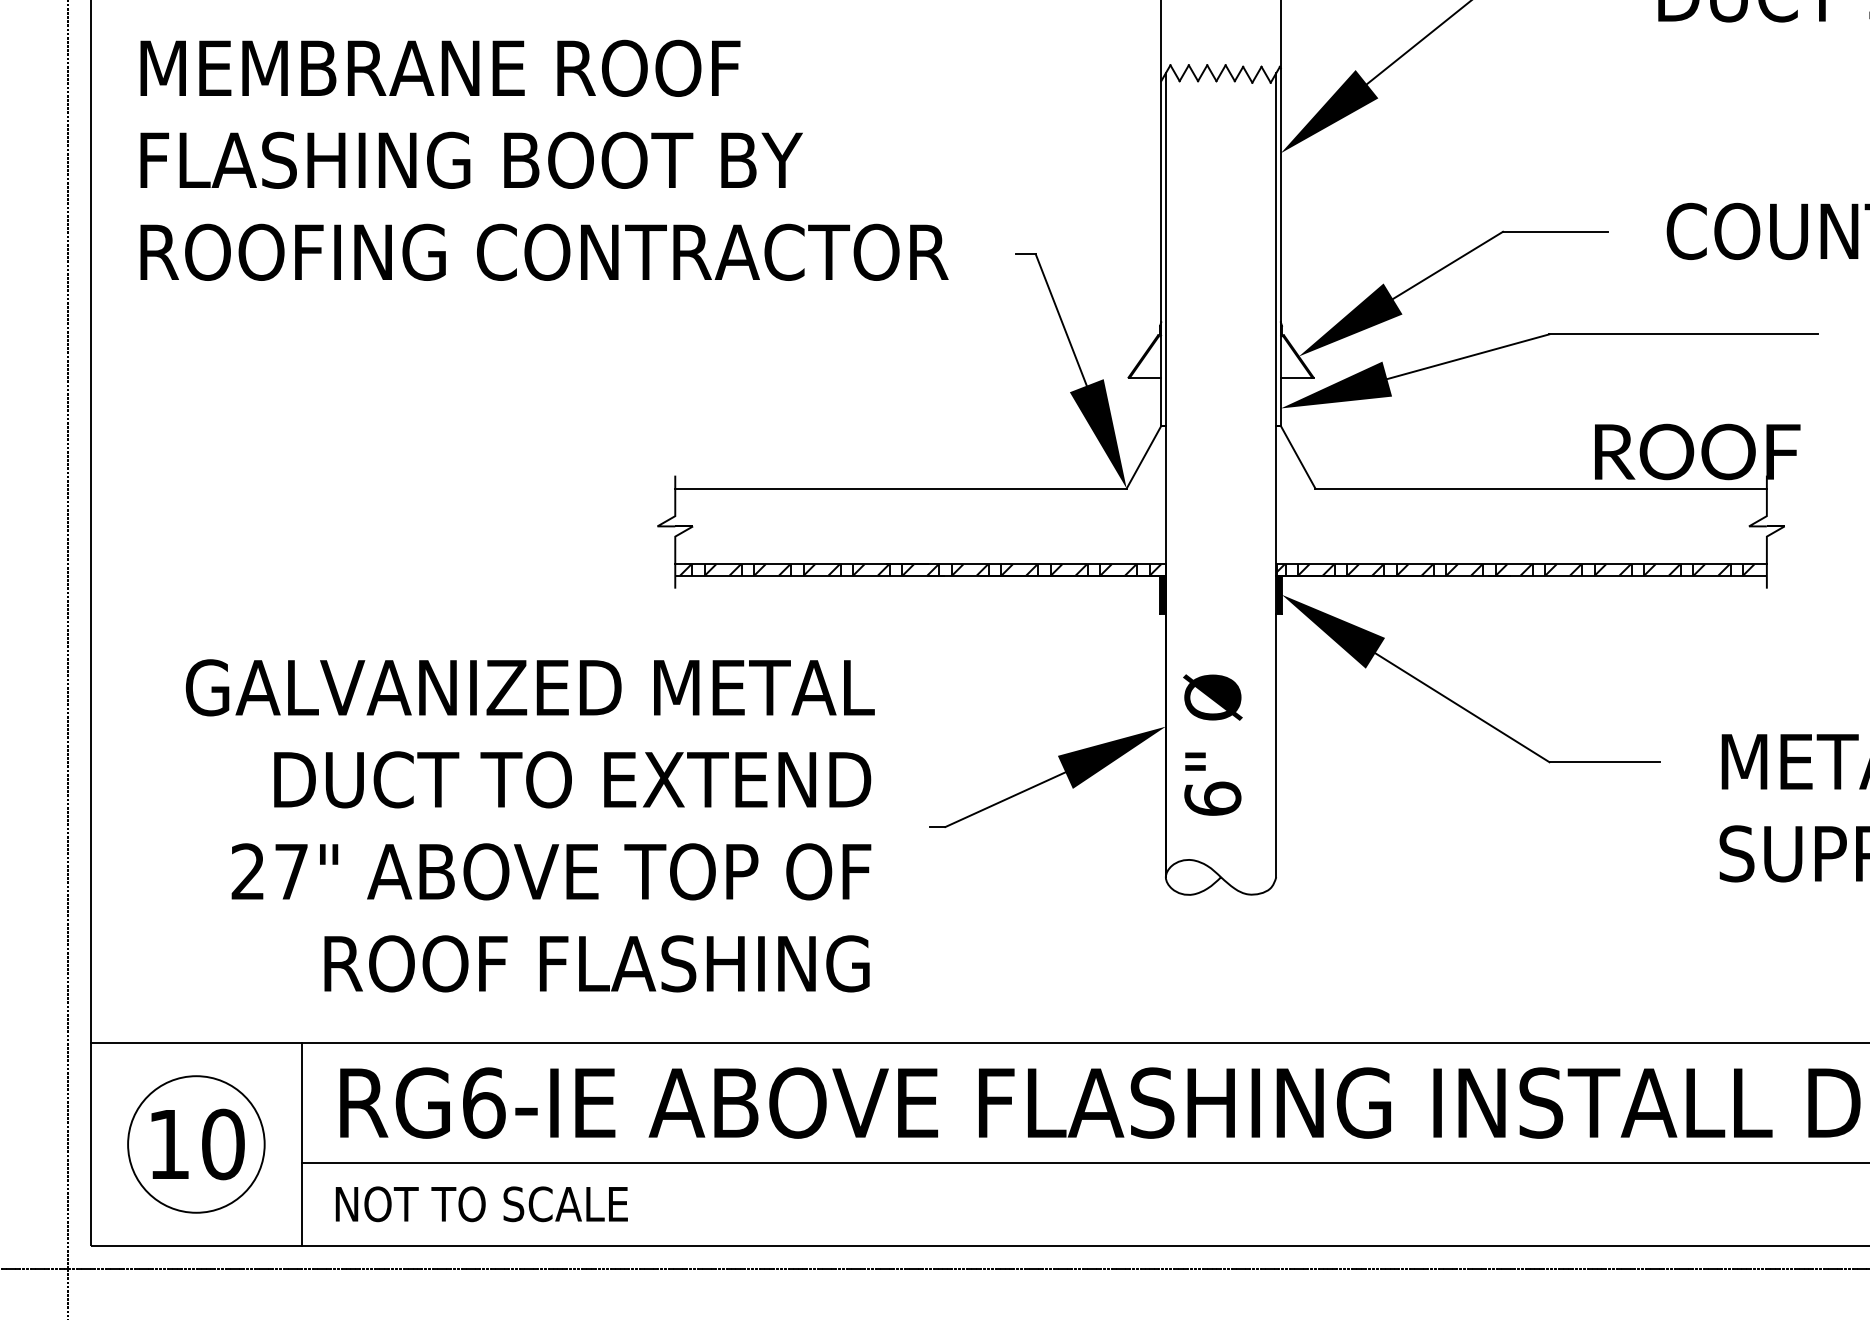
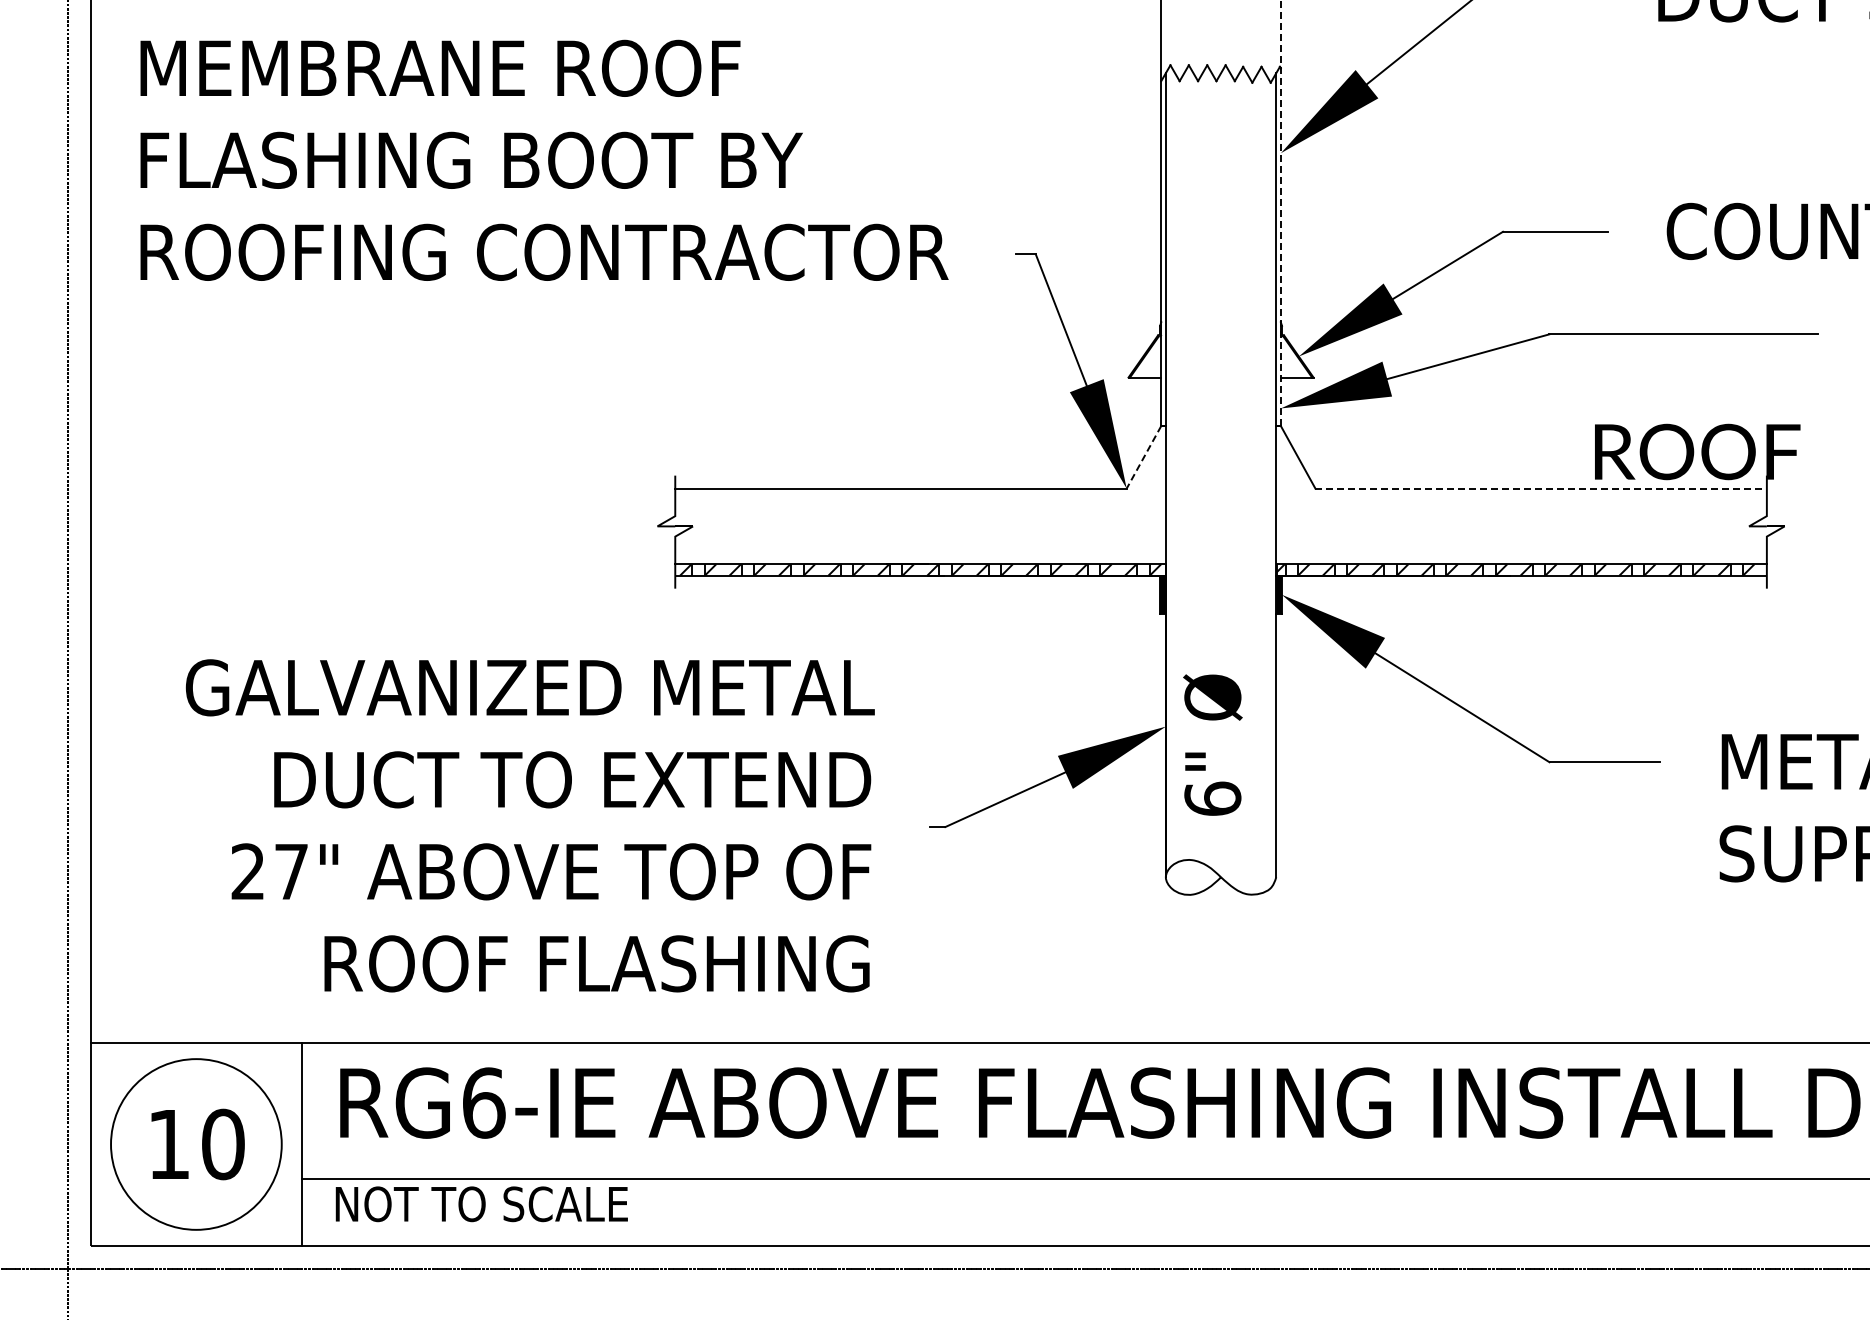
line: solid -> dashed (1280, 213)
line: solid -> dashed (1143, 457)
line: solid -> dashed (1541, 488)
circle diameter: 137 px -> 171 px (196, 1144)
line position: (1084, 1162) -> (1084, 1178) (1084, 1178)
